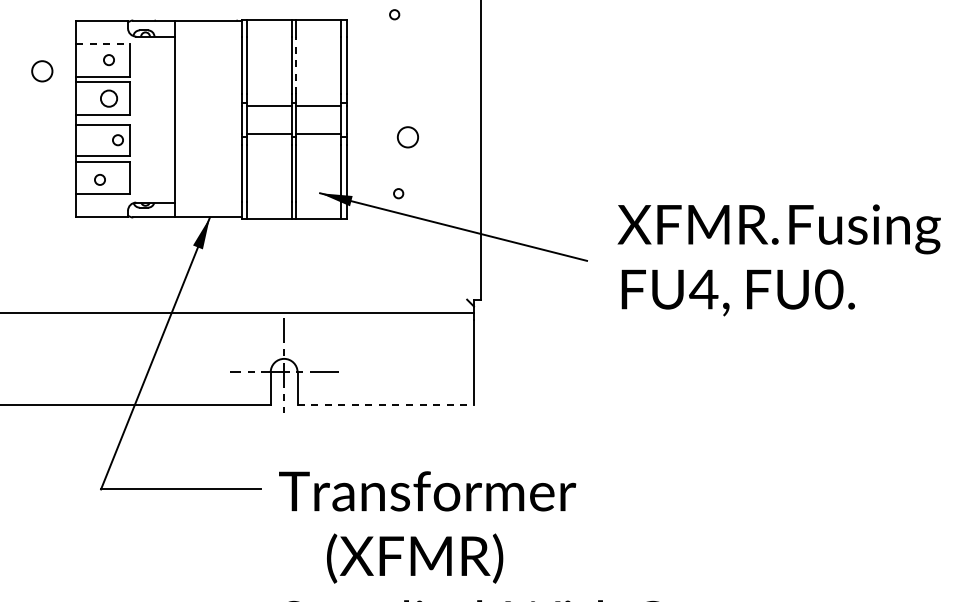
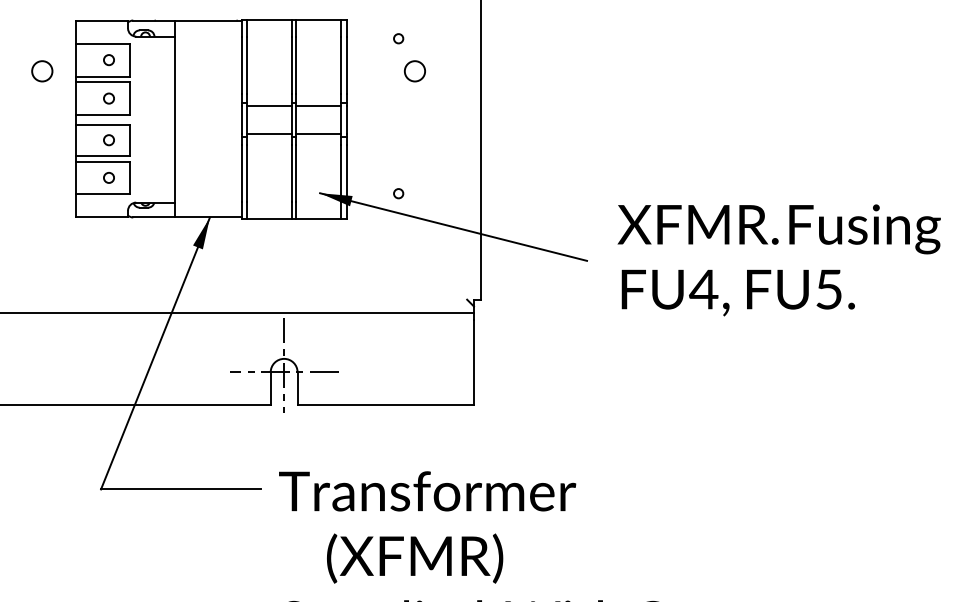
circle position: (394, 14) -> (398, 38) (398, 38)
line: dashed -> solid (103, 43)
line: dashed -> solid (296, 65)
circle size: 18x19 px -> 12x13 px (108, 98)
circle position: (407, 137) -> (414, 71) (414, 71)
circle position: (117, 140) -> (108, 140) (108, 140)
circle position: (99, 179) -> (108, 177) (108, 177)
text: FU0. -> FU5. (829, 289)
line: dashed -> solid (386, 405)
